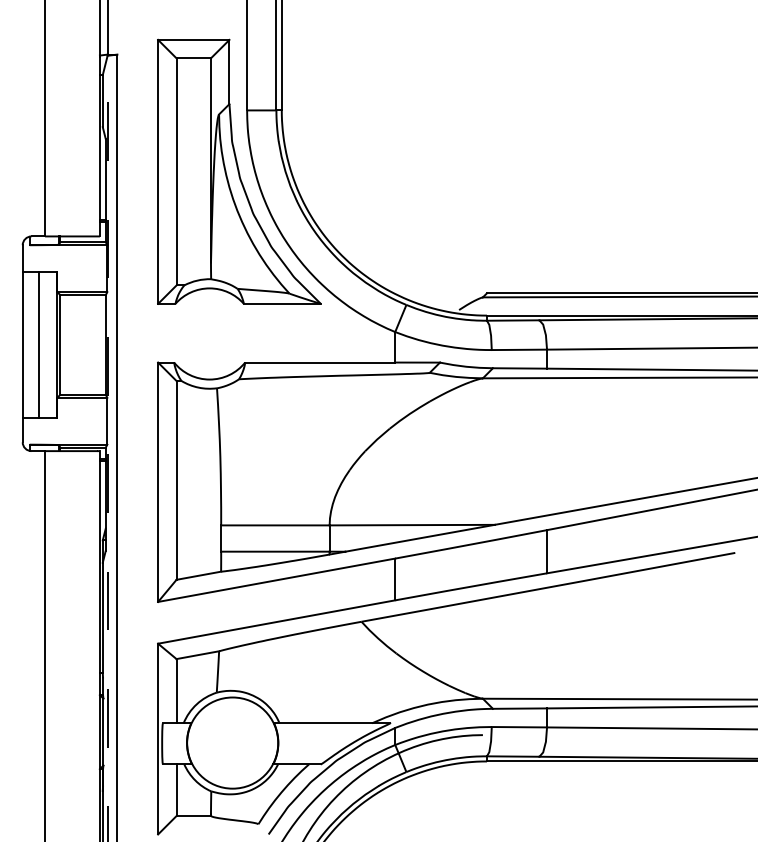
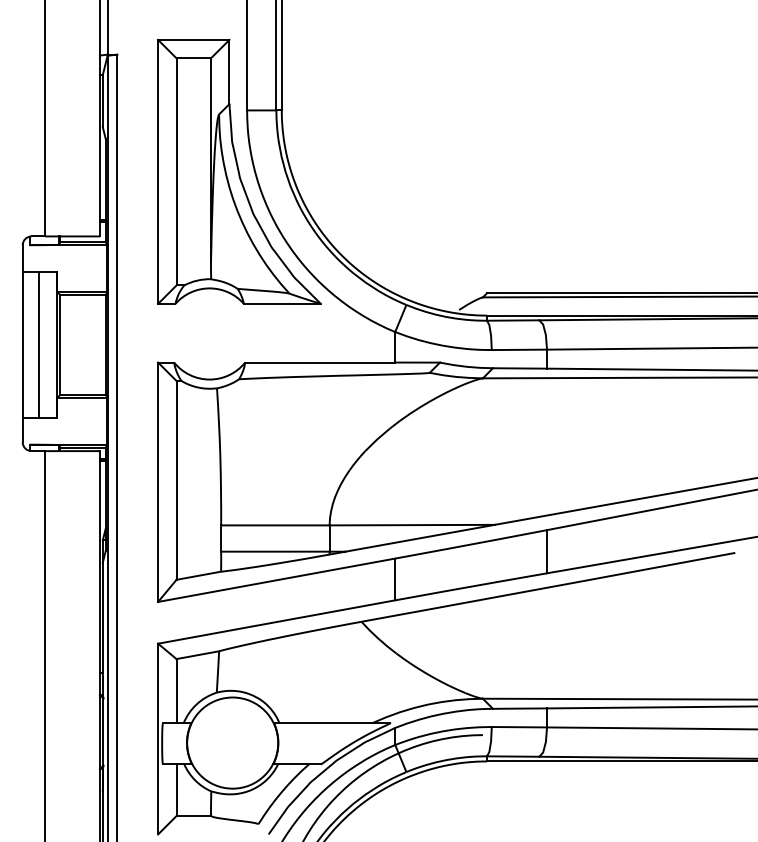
line: dashed -> solid (107, 448)
